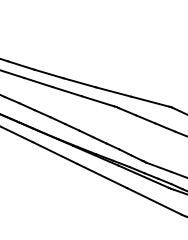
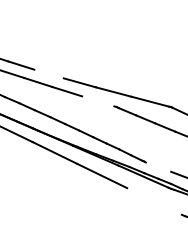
line: present -> none (48, 73)
line: present -> none (98, 101)
line: present -> none (158, 166)
line: present -> none (154, 201)
